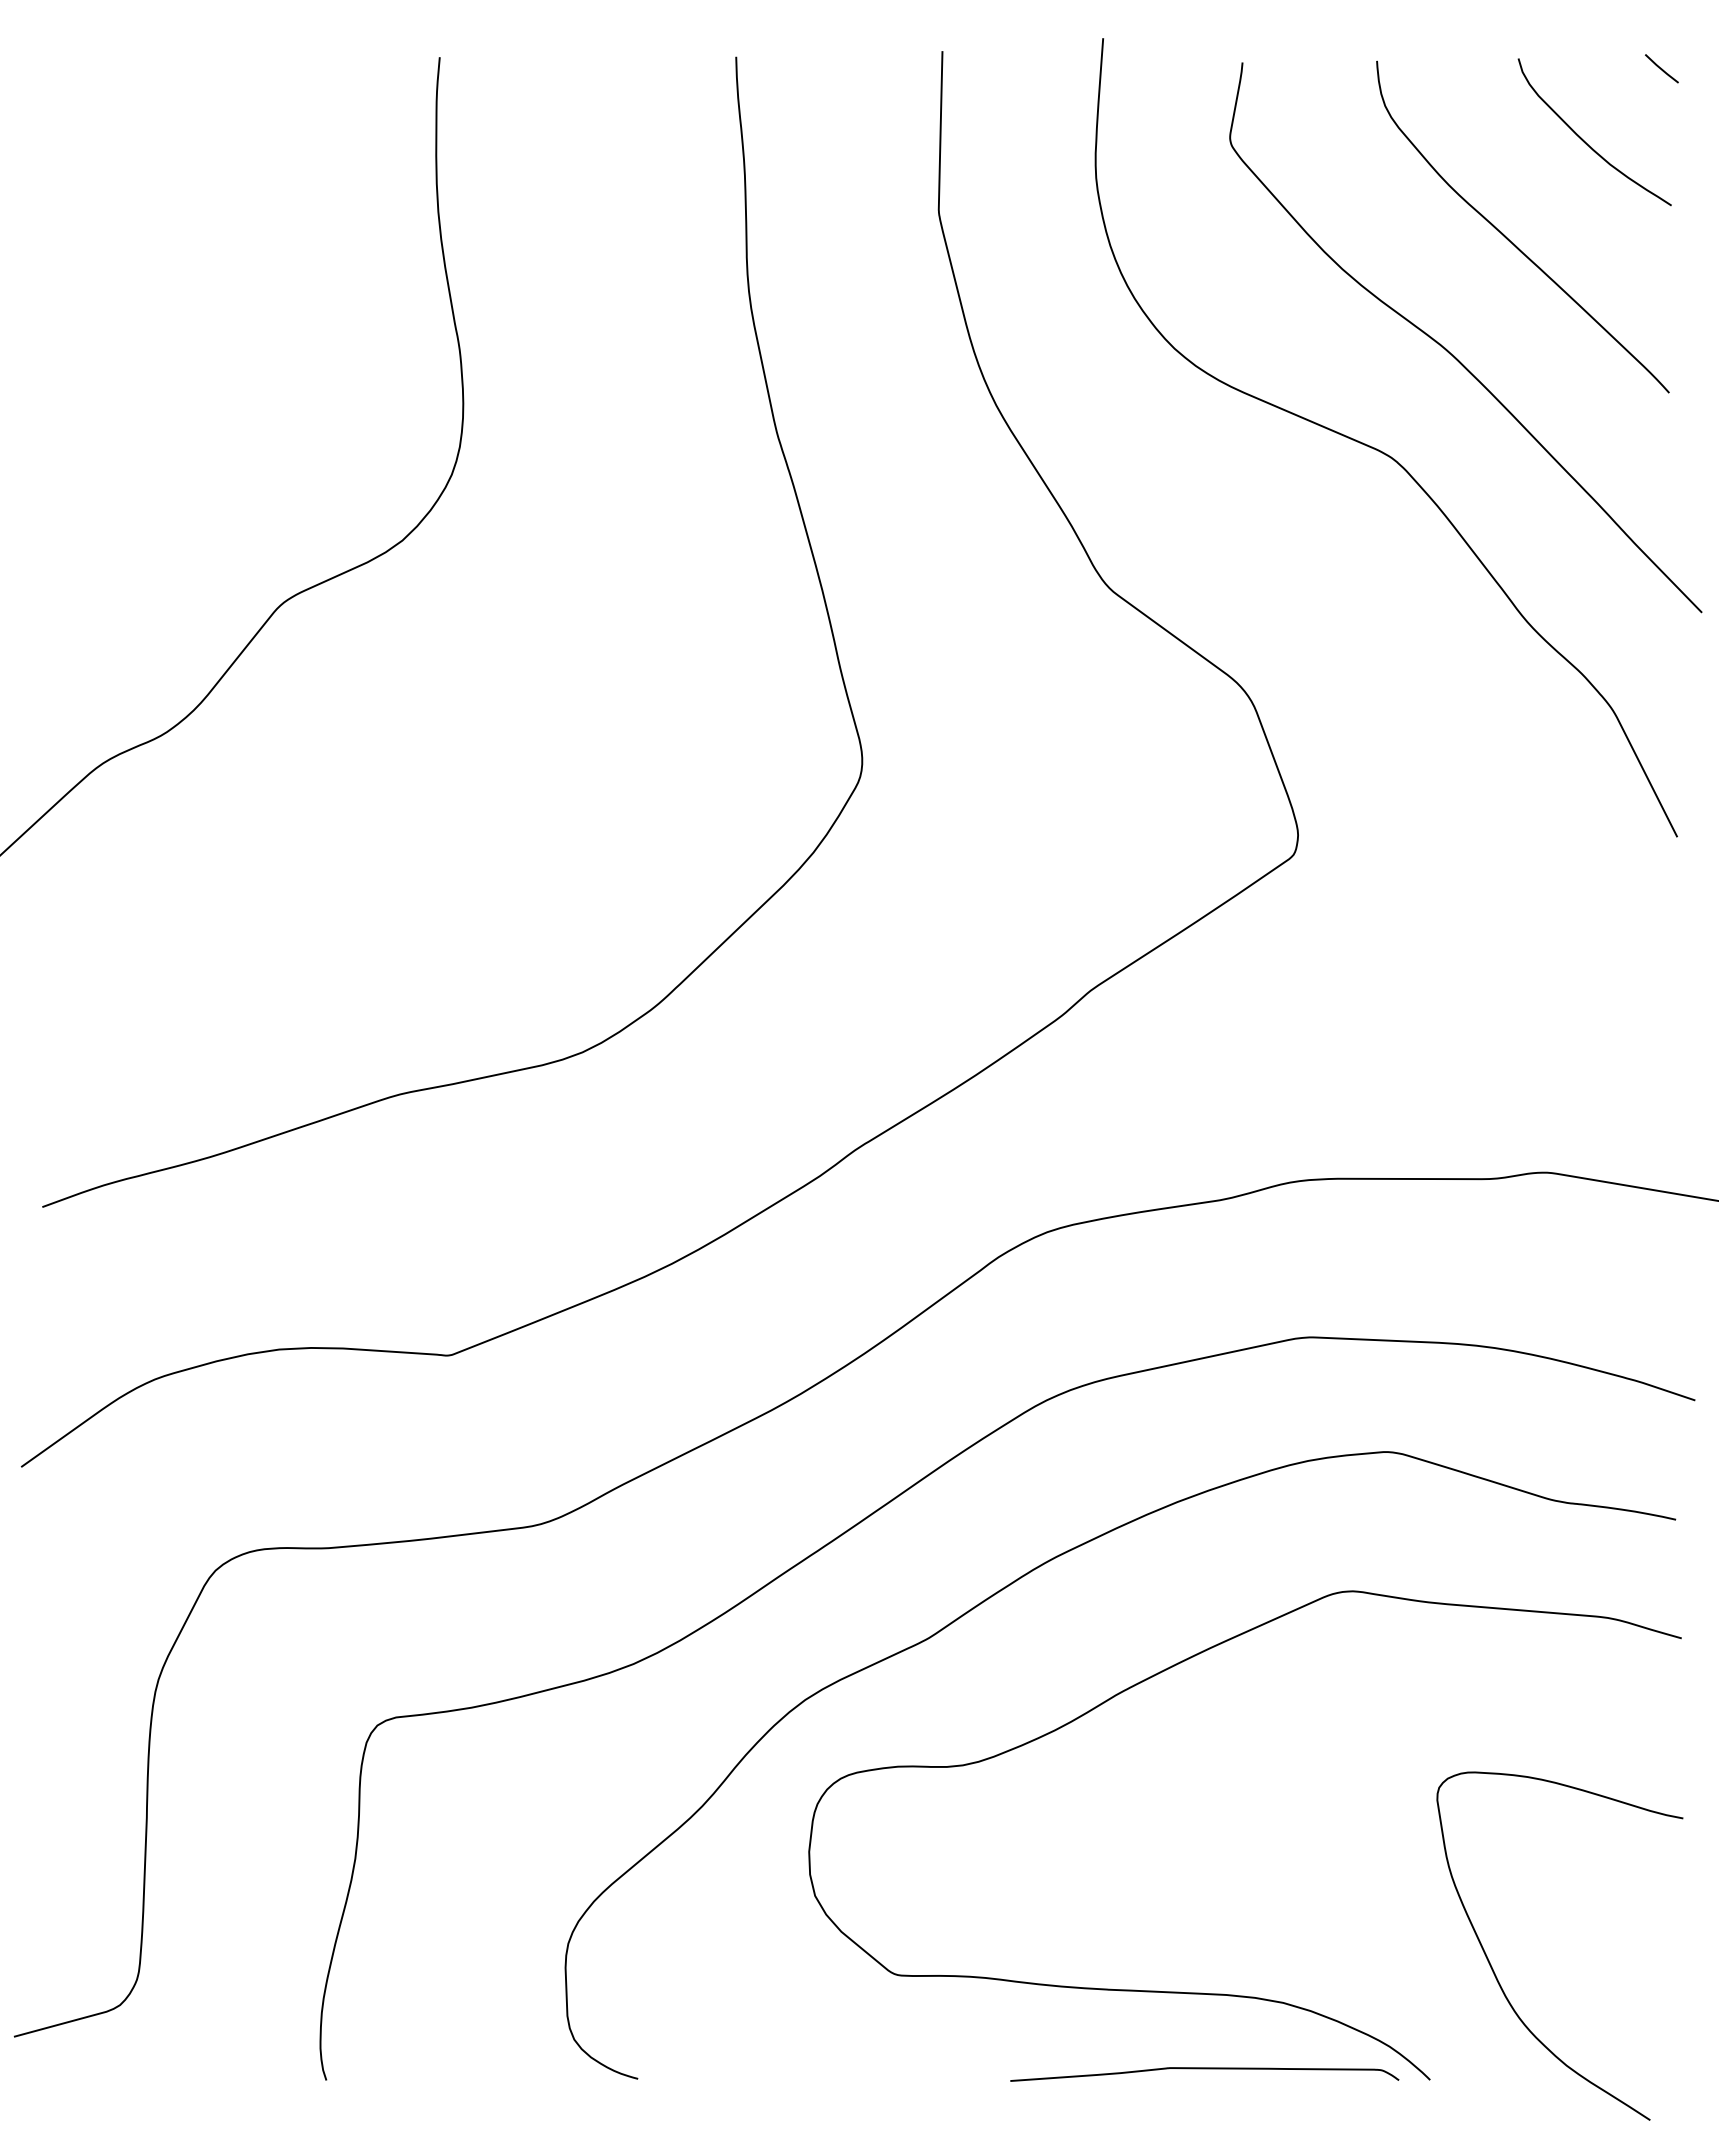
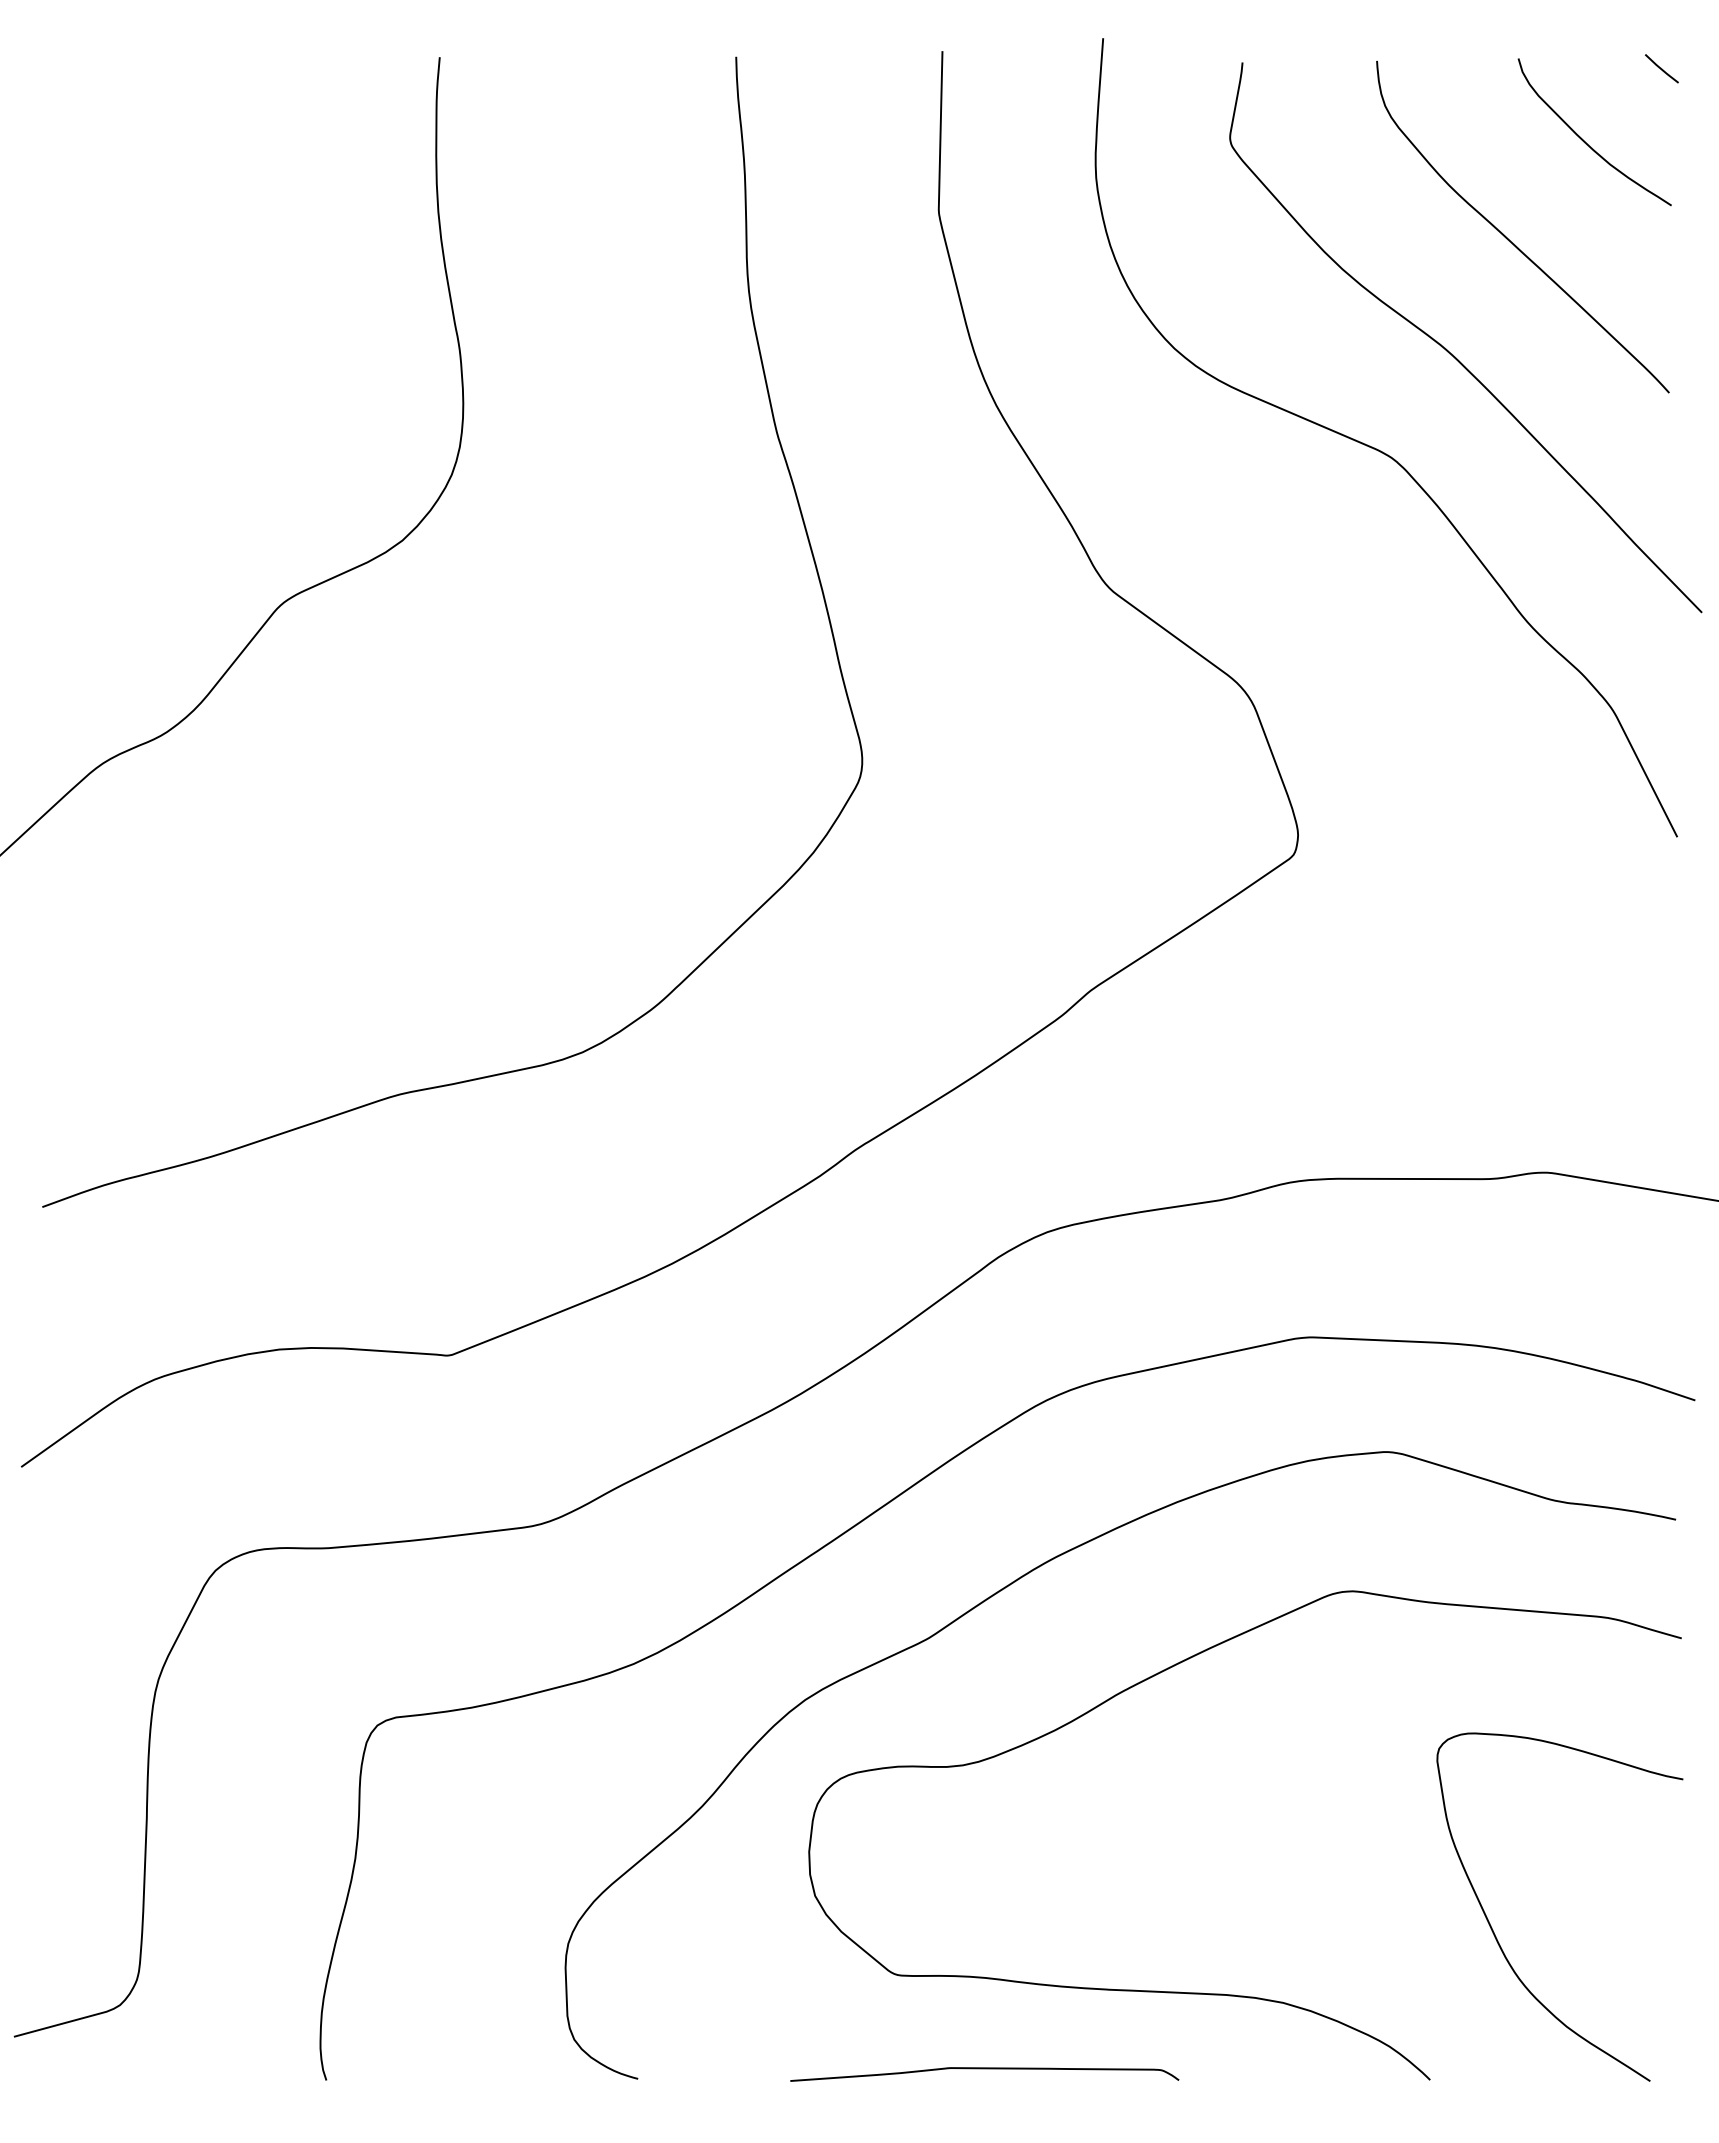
curve position: (1497, 1977) -> (1497, 1938) (1497, 1938)
curve position: (1204, 2069) -> (984, 2069) (984, 2069)
